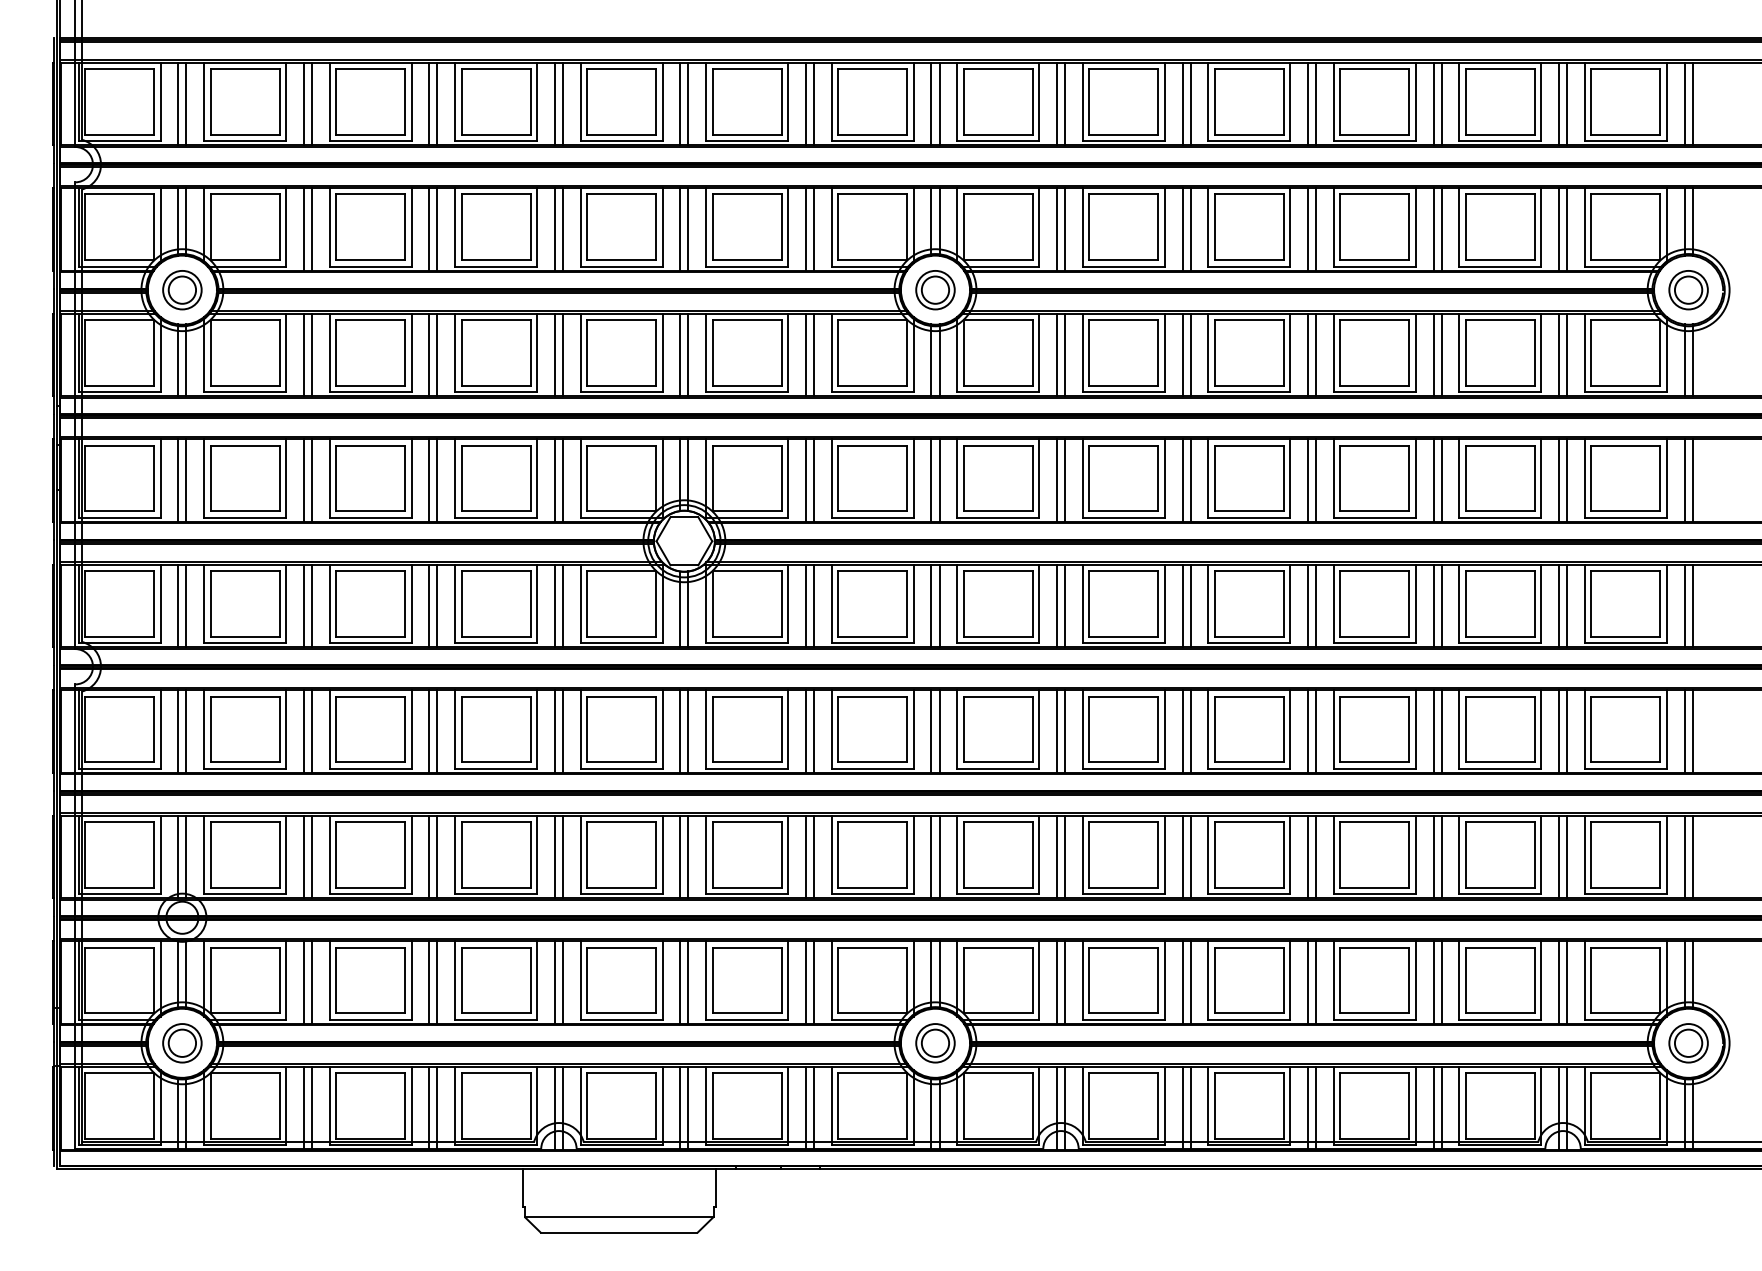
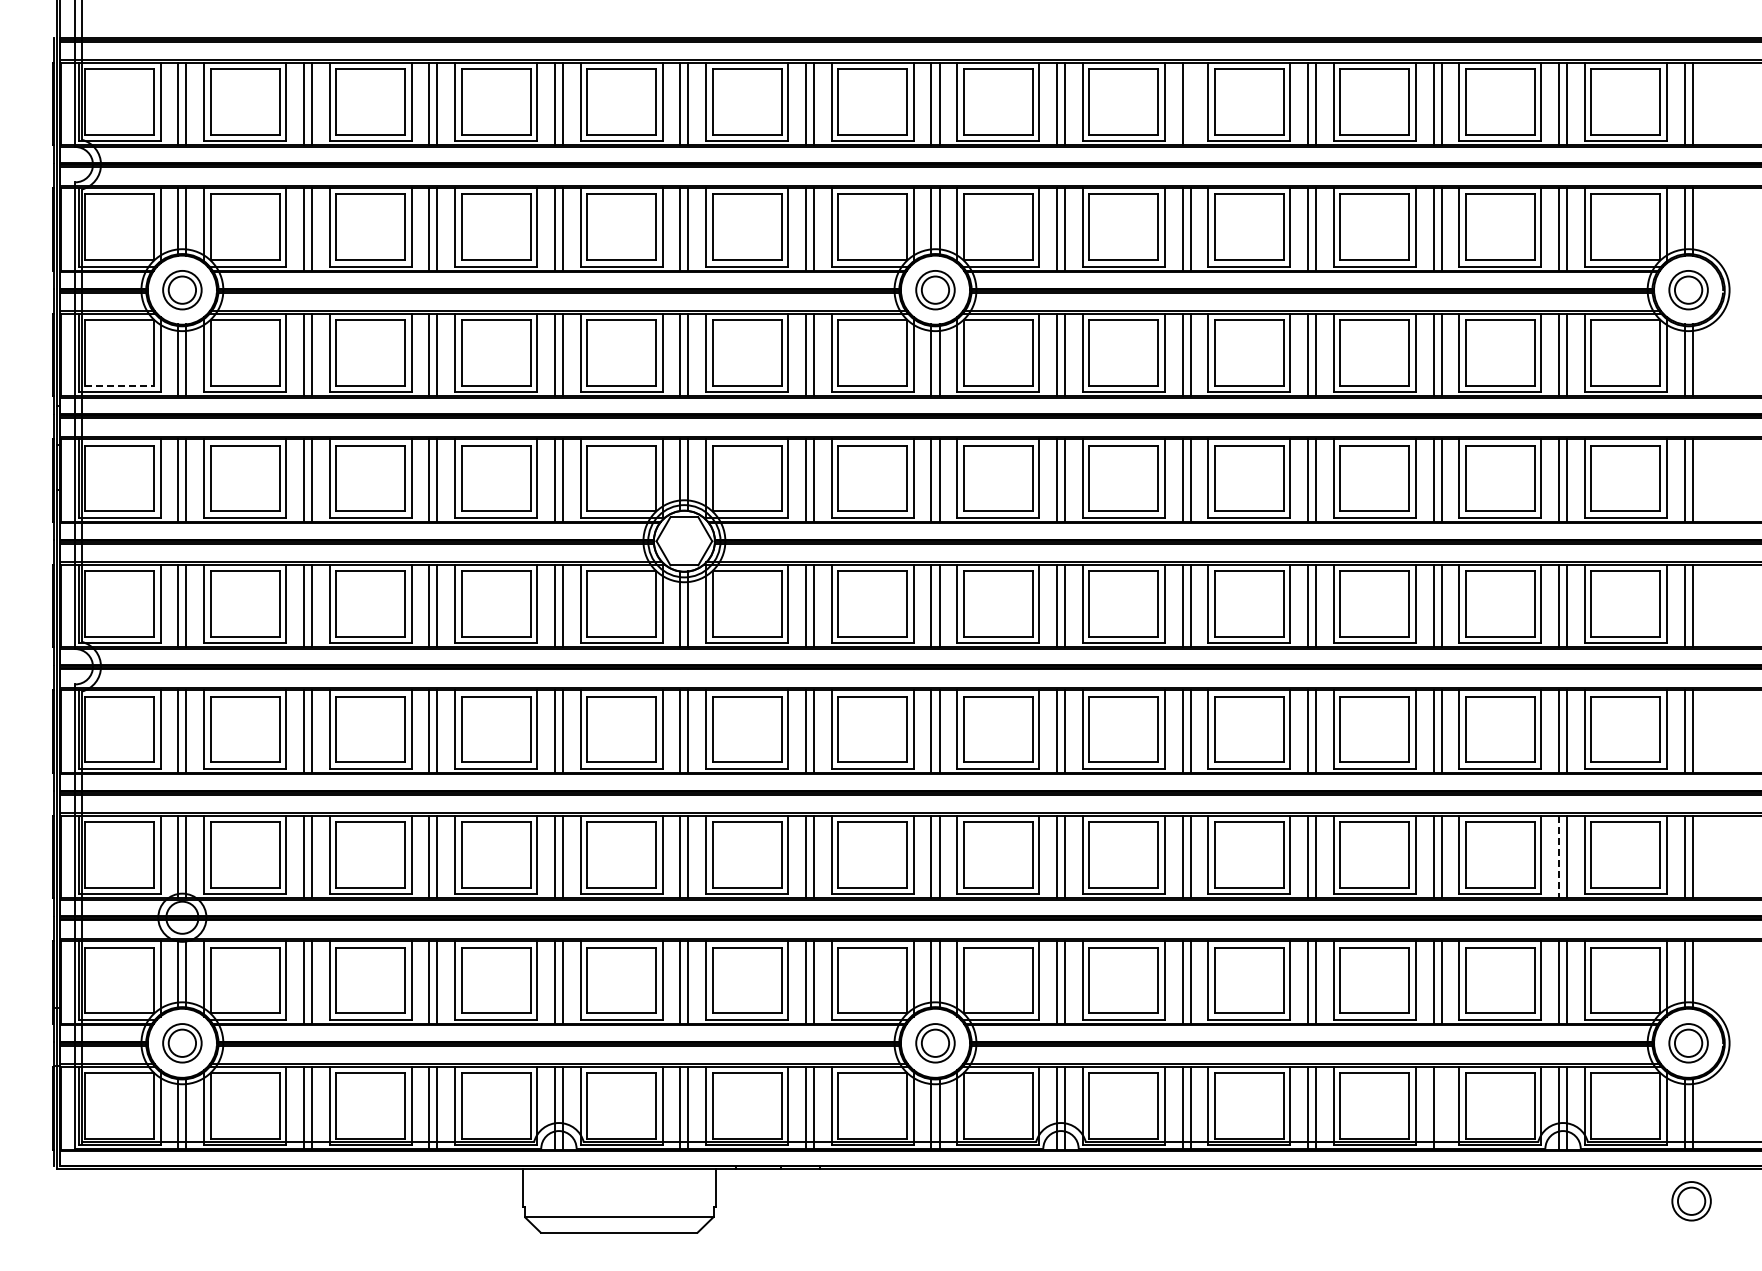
line: present -> none (1190, 103)
line: solid -> dashed (119, 385)
line: solid -> dashed (1559, 857)
line: present -> none (1441, 1107)
part: none -> present (1691, 1201)
